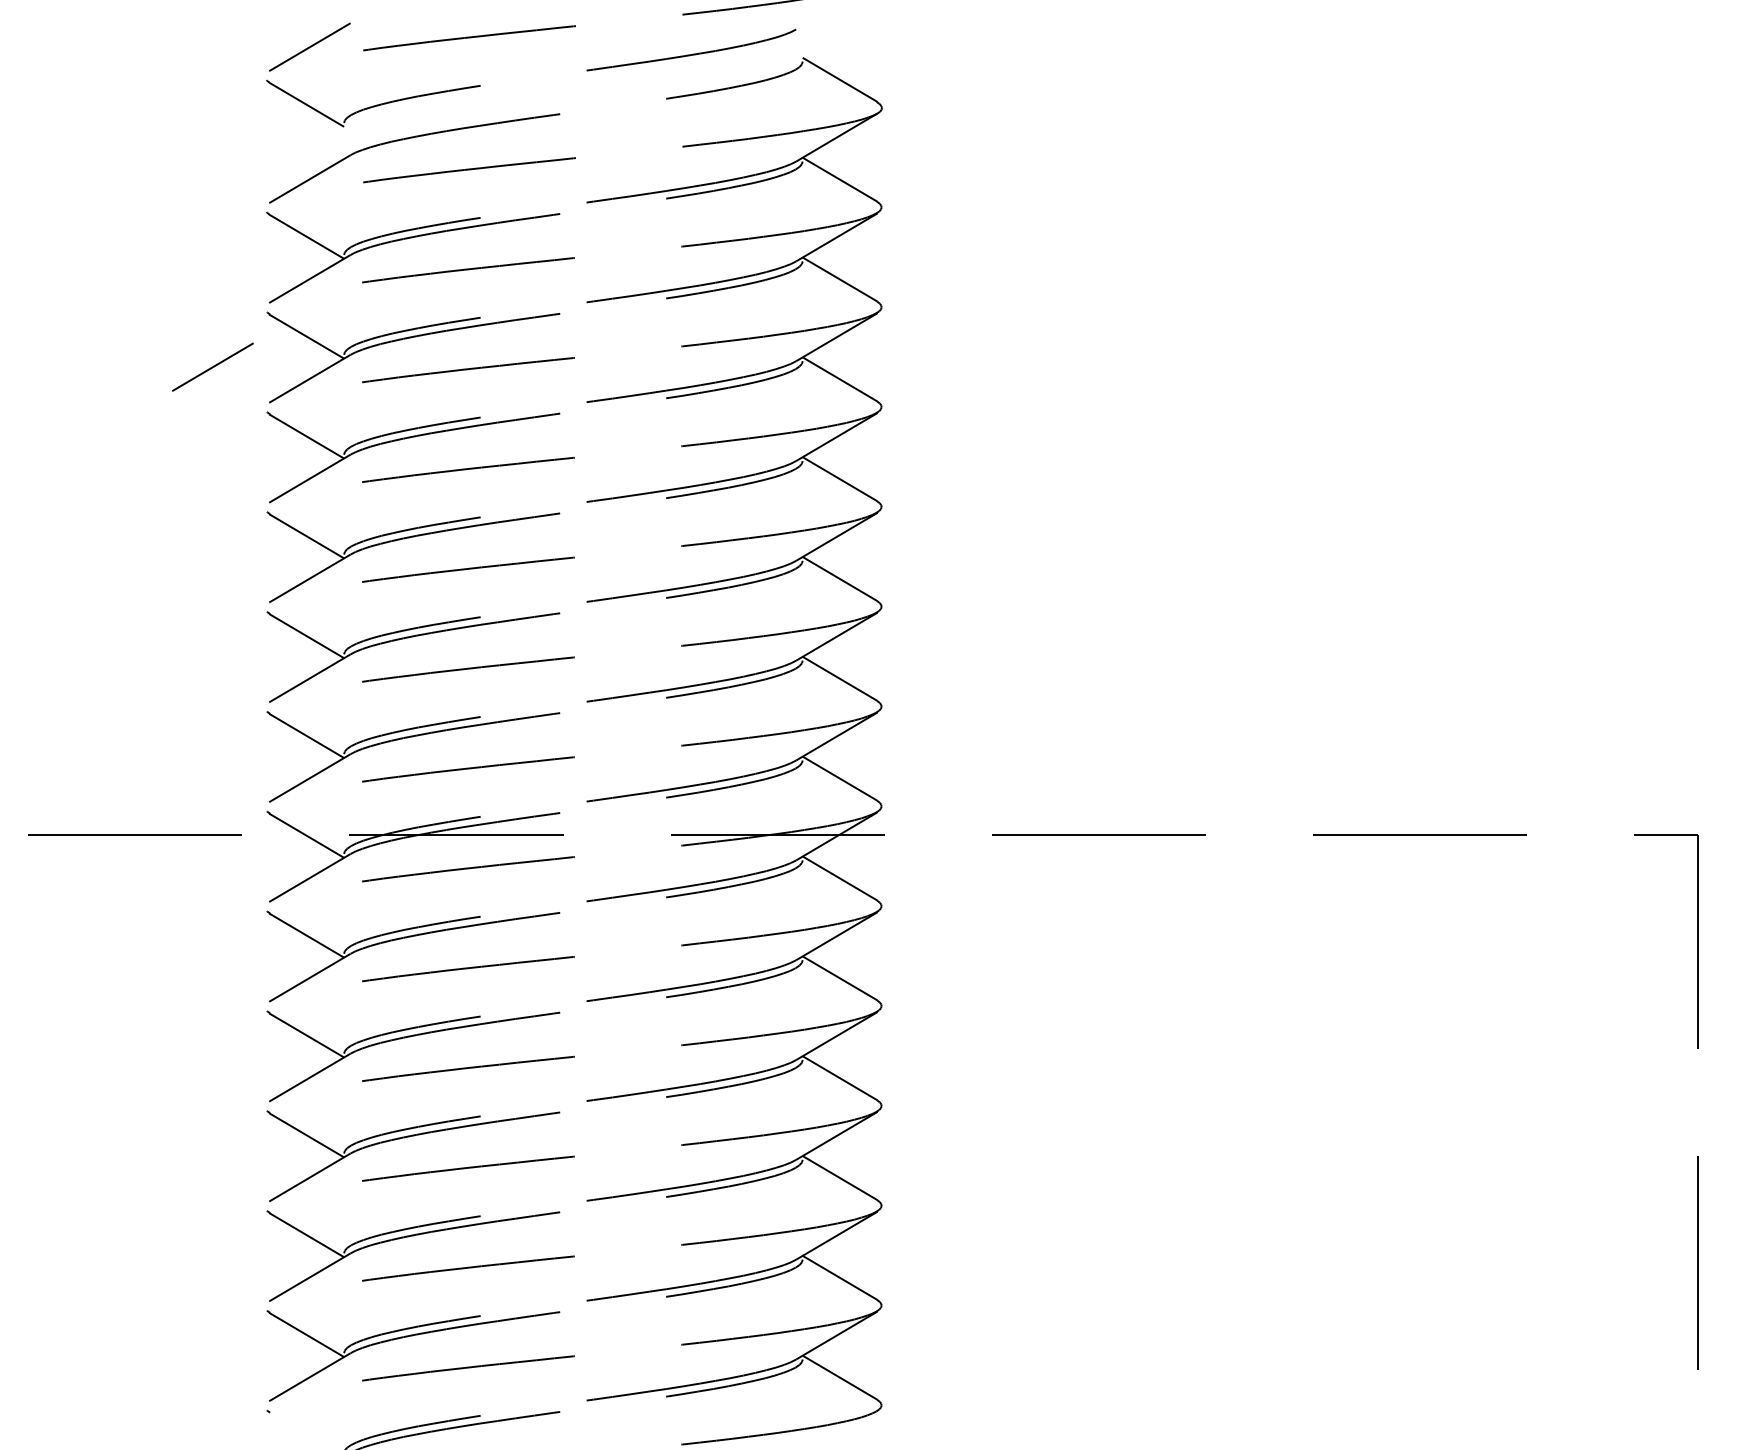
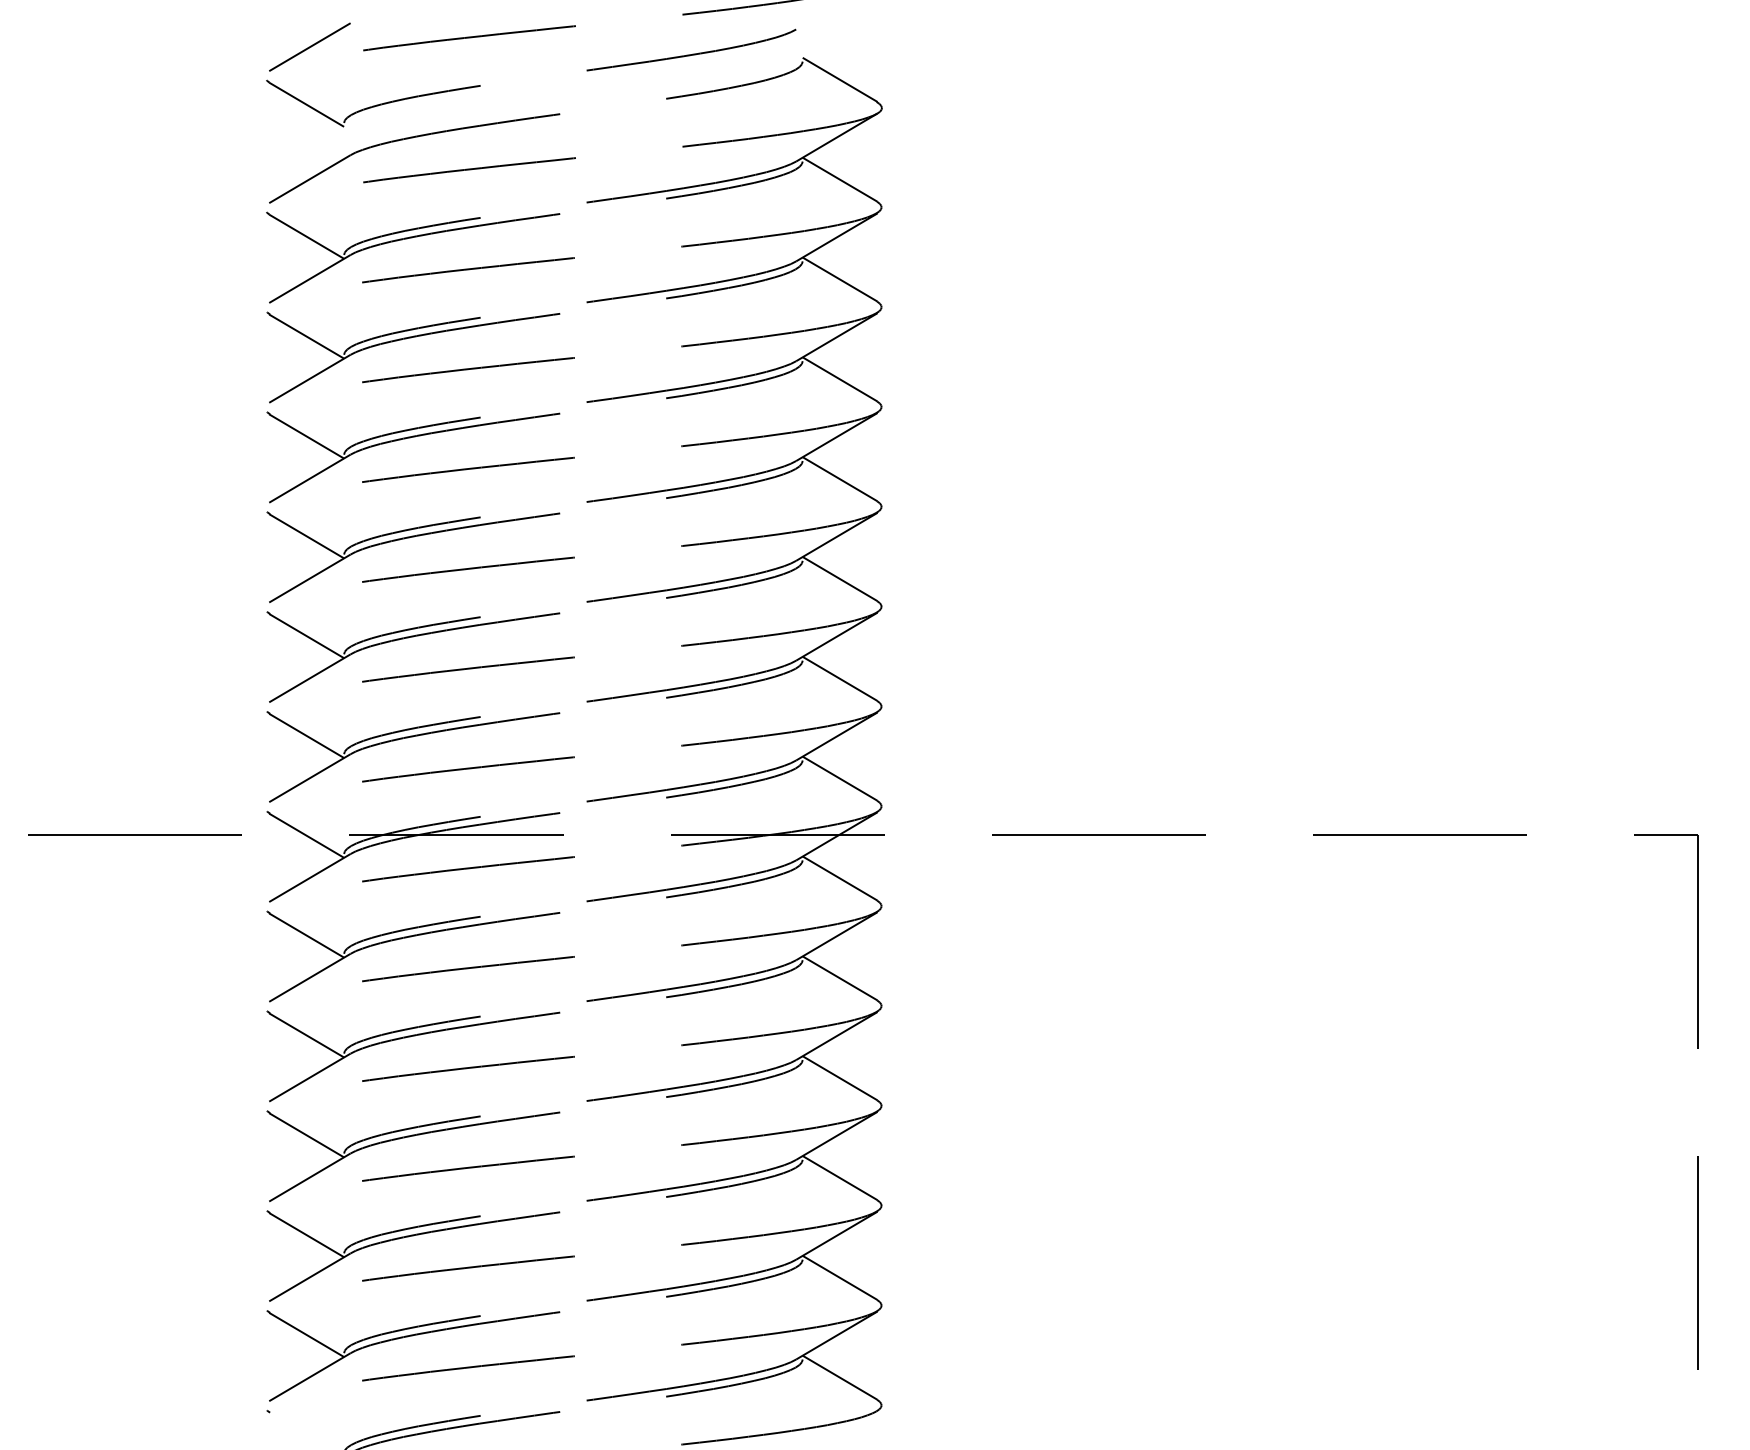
line: present -> none (212, 366)
